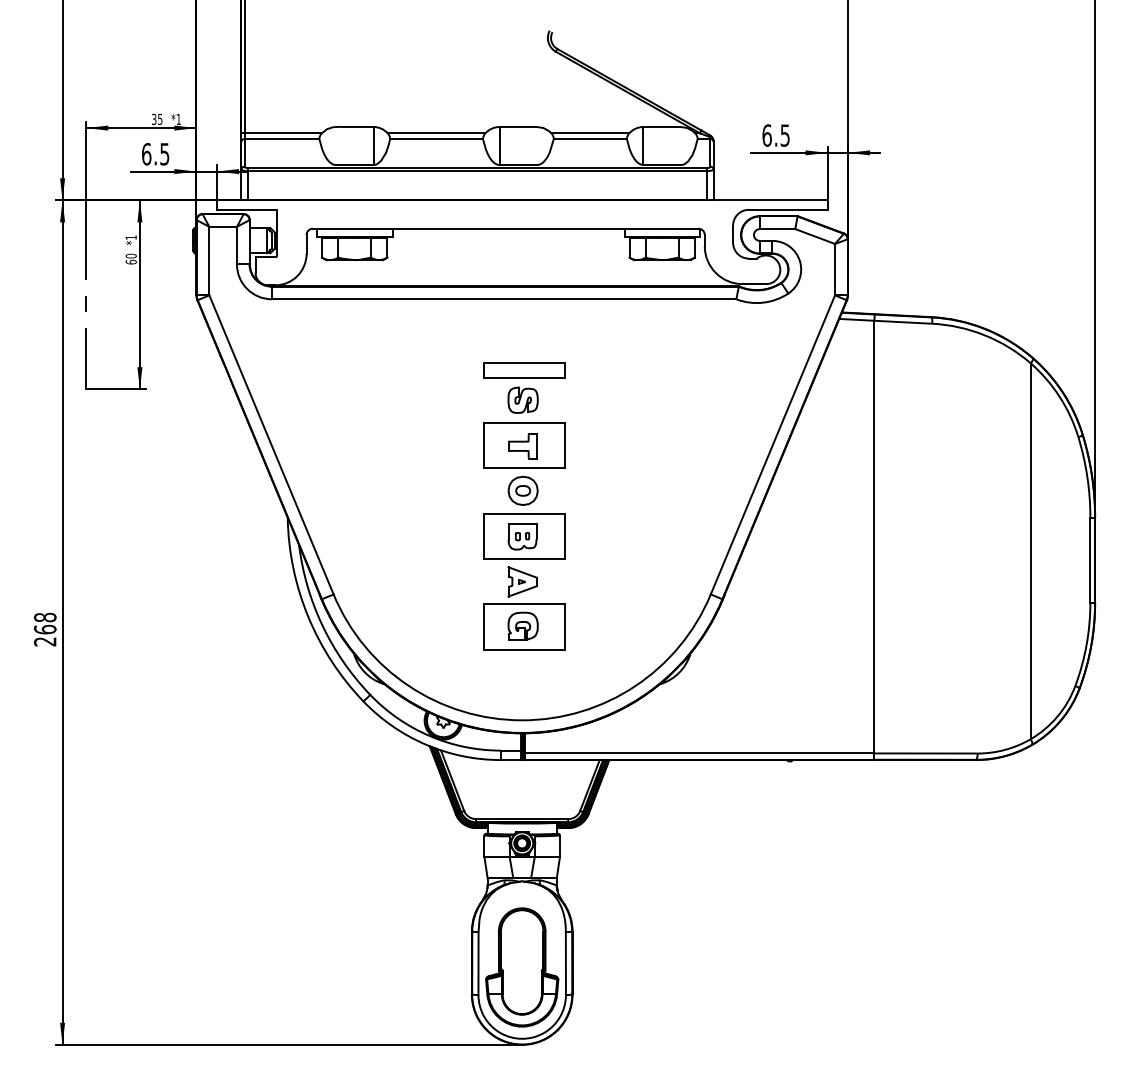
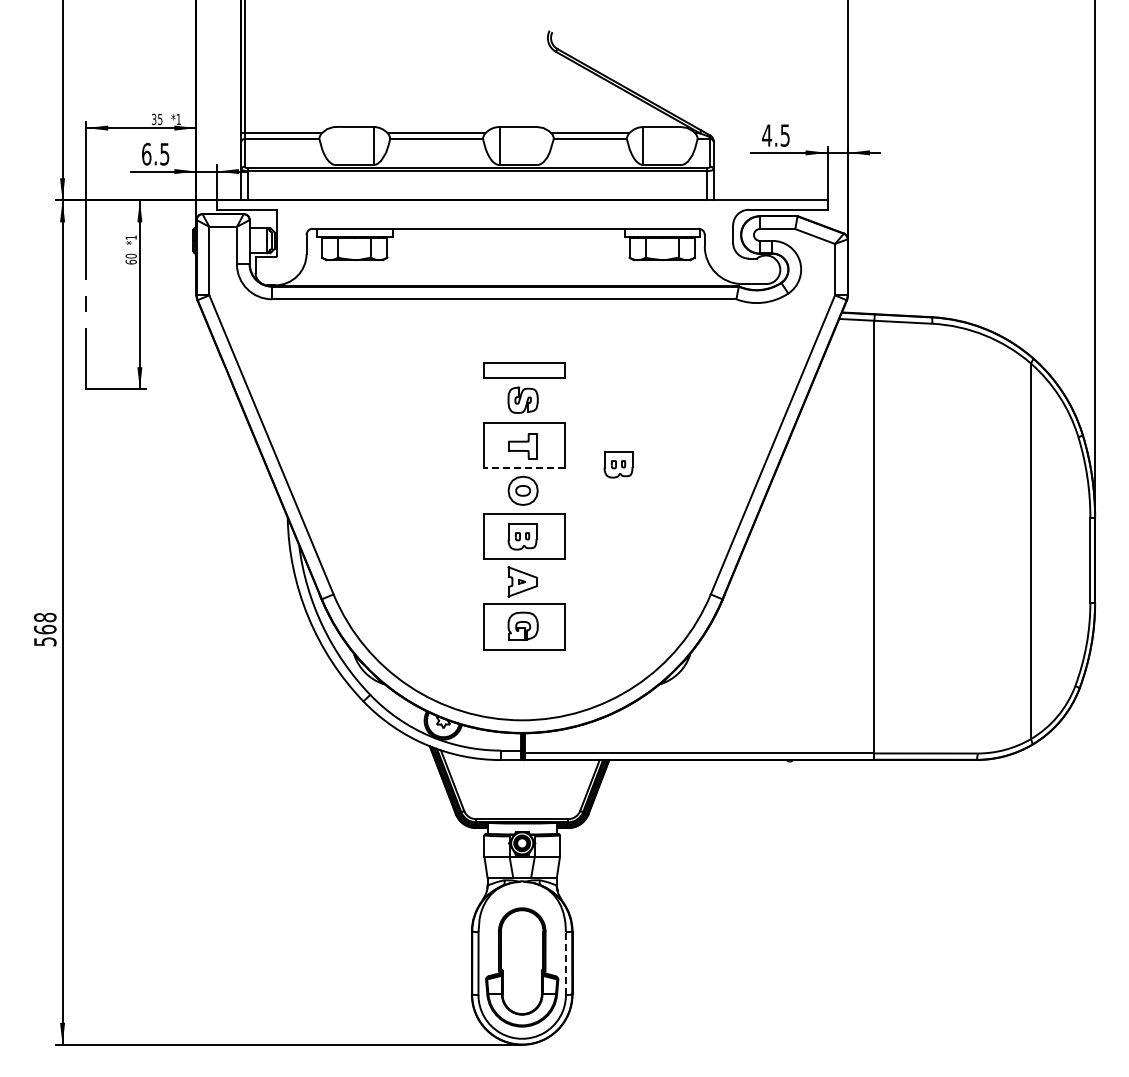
text: 6.5 -> 4.5 (767, 135)
part: none -> present (618, 464)
line: solid -> dashed (524, 468)
text: 268 -> 568 (44, 641)
line: solid -> dashed (565, 963)
